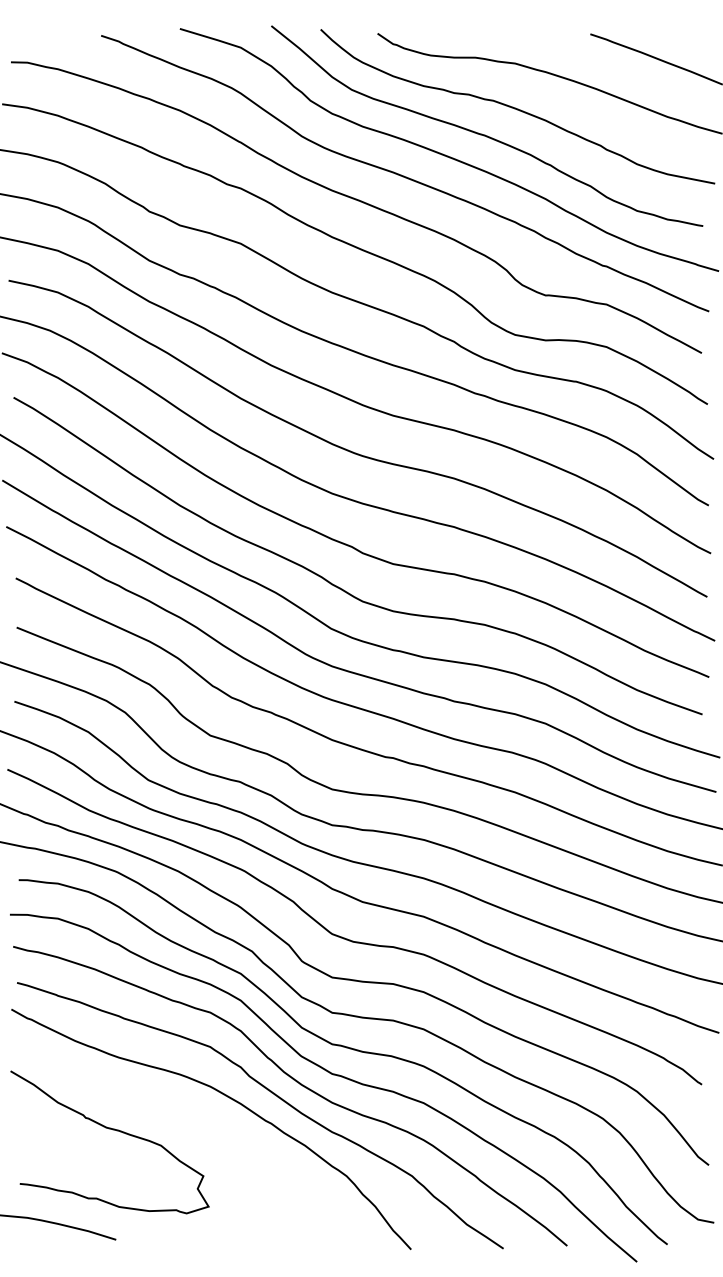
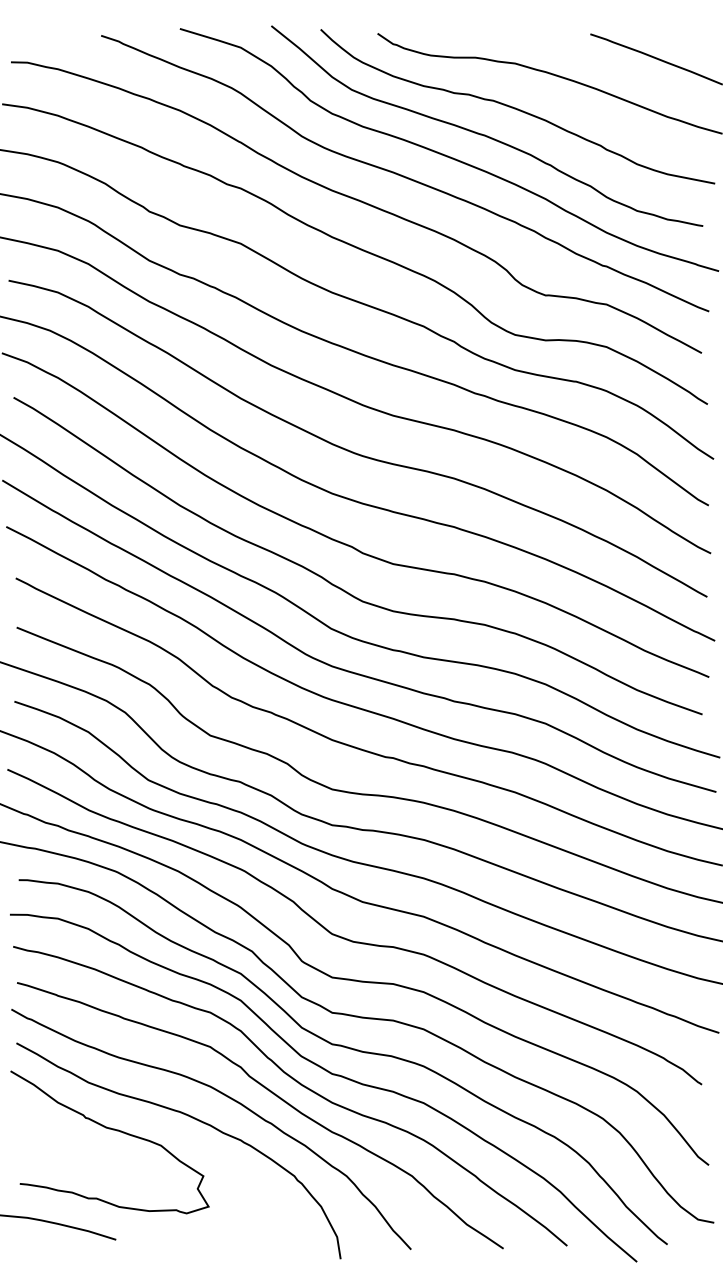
curve: none -> present (194, 1119)
